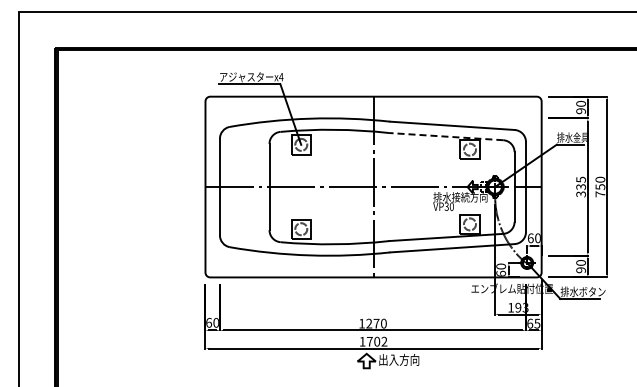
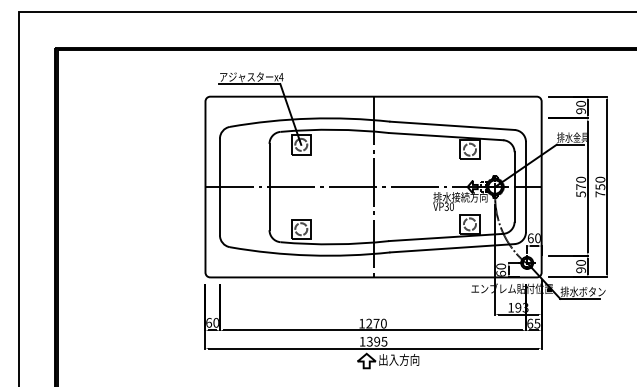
line: dashed -> solid (445, 136)
text: 335 -> 570 (581, 186)
text: 1702 -> 1395 (376, 341)
